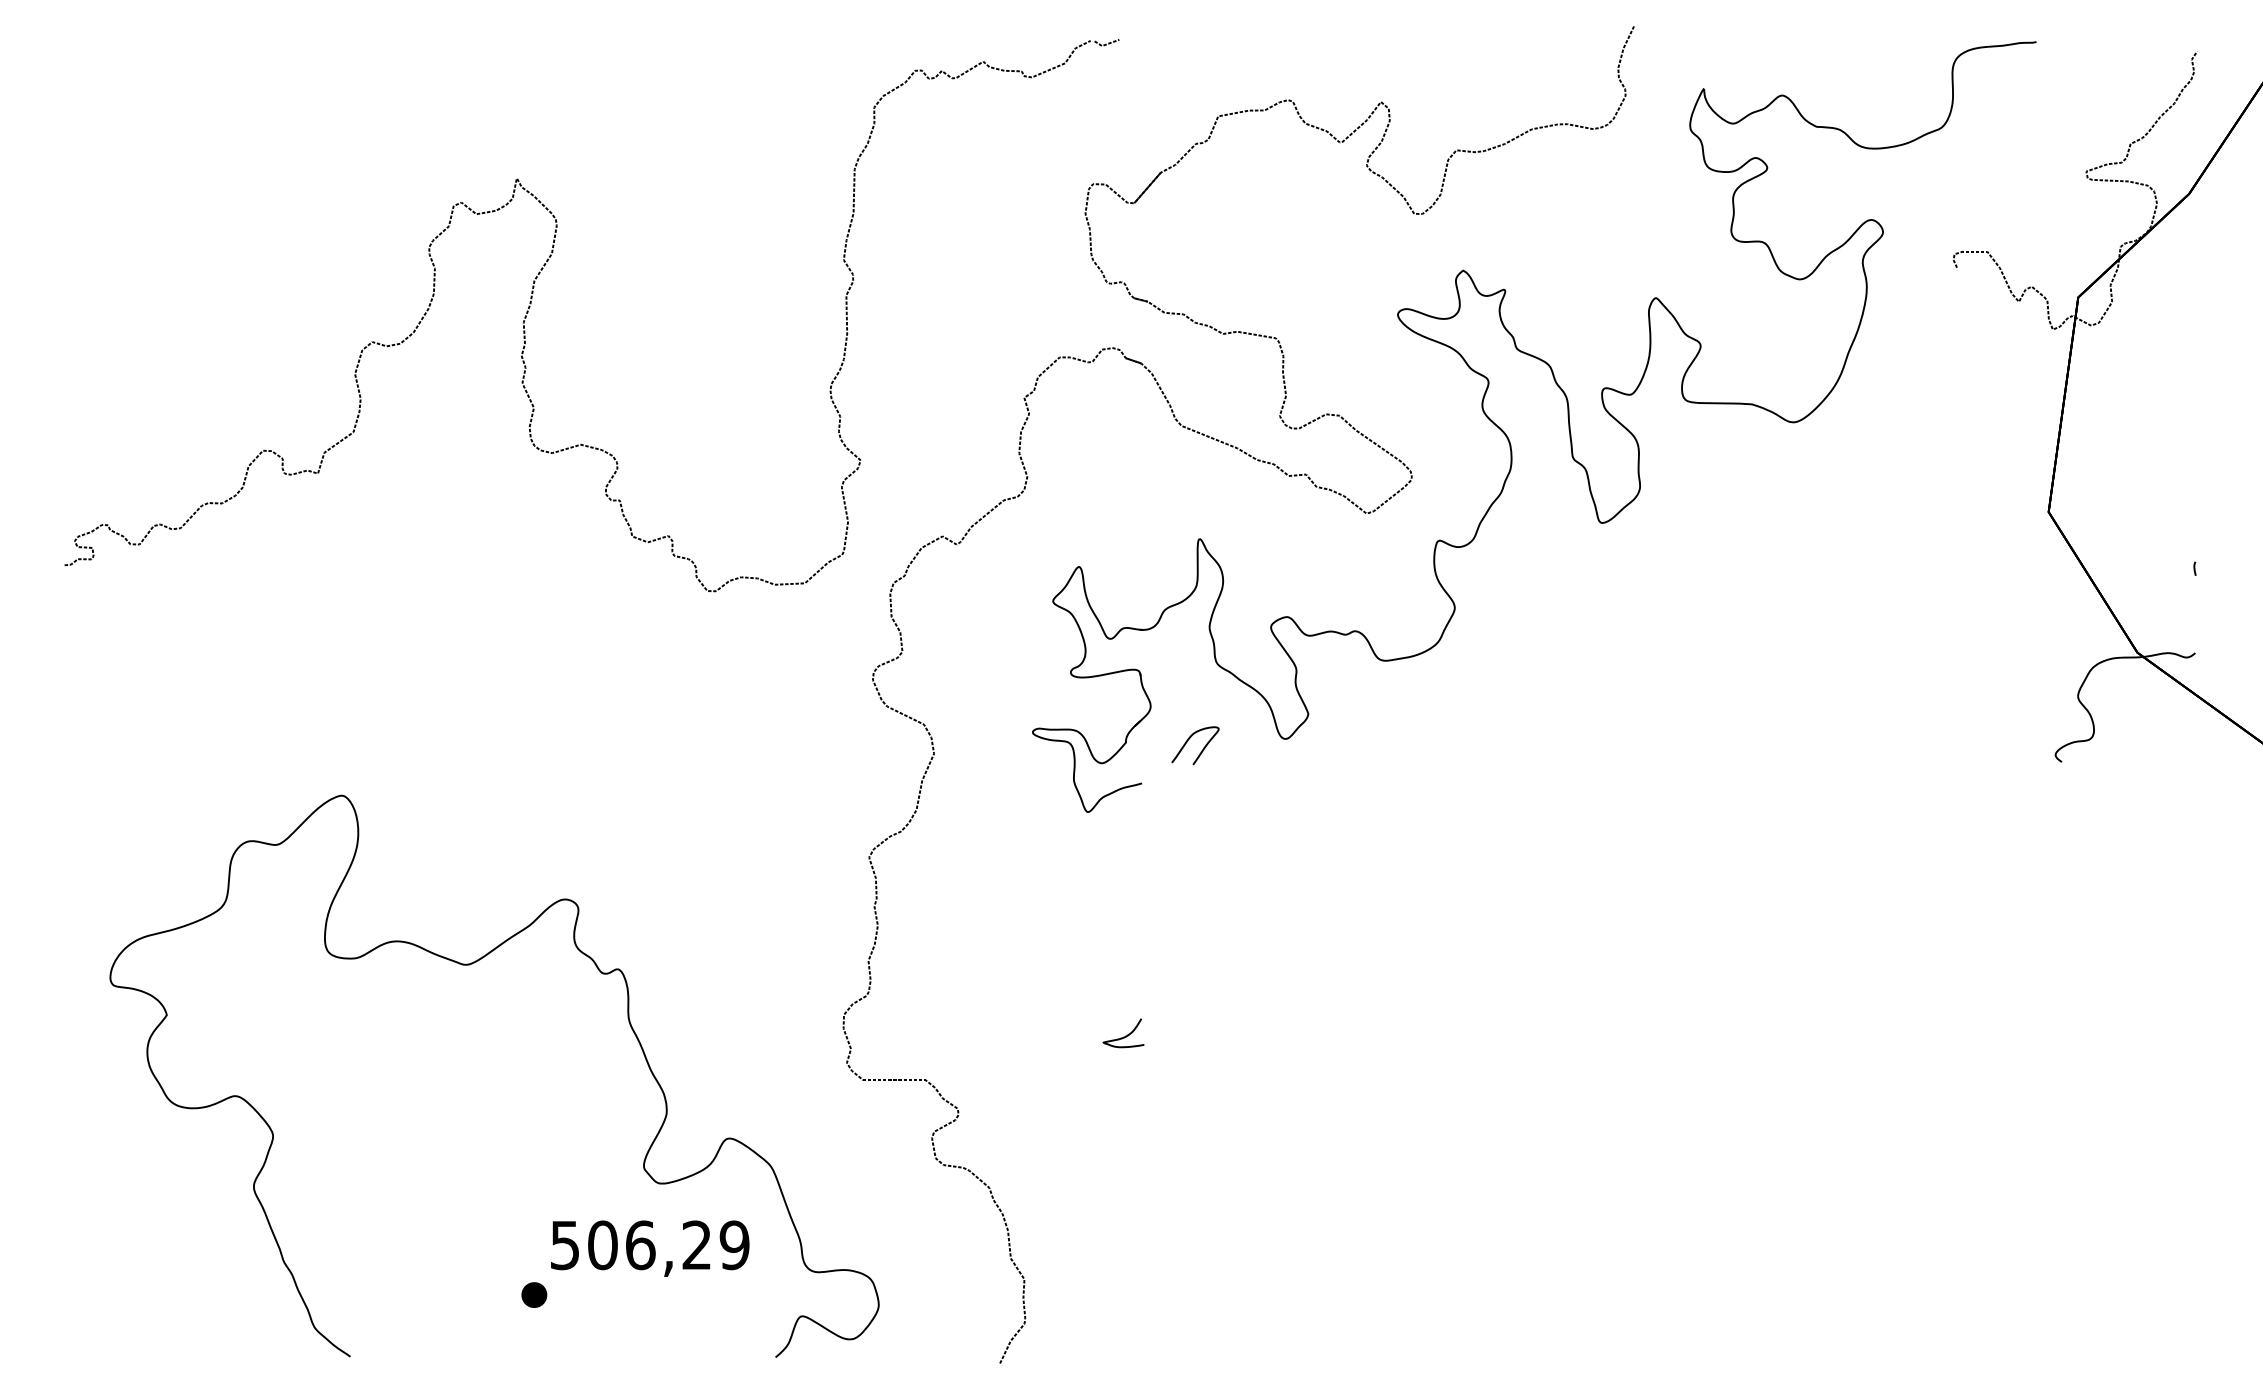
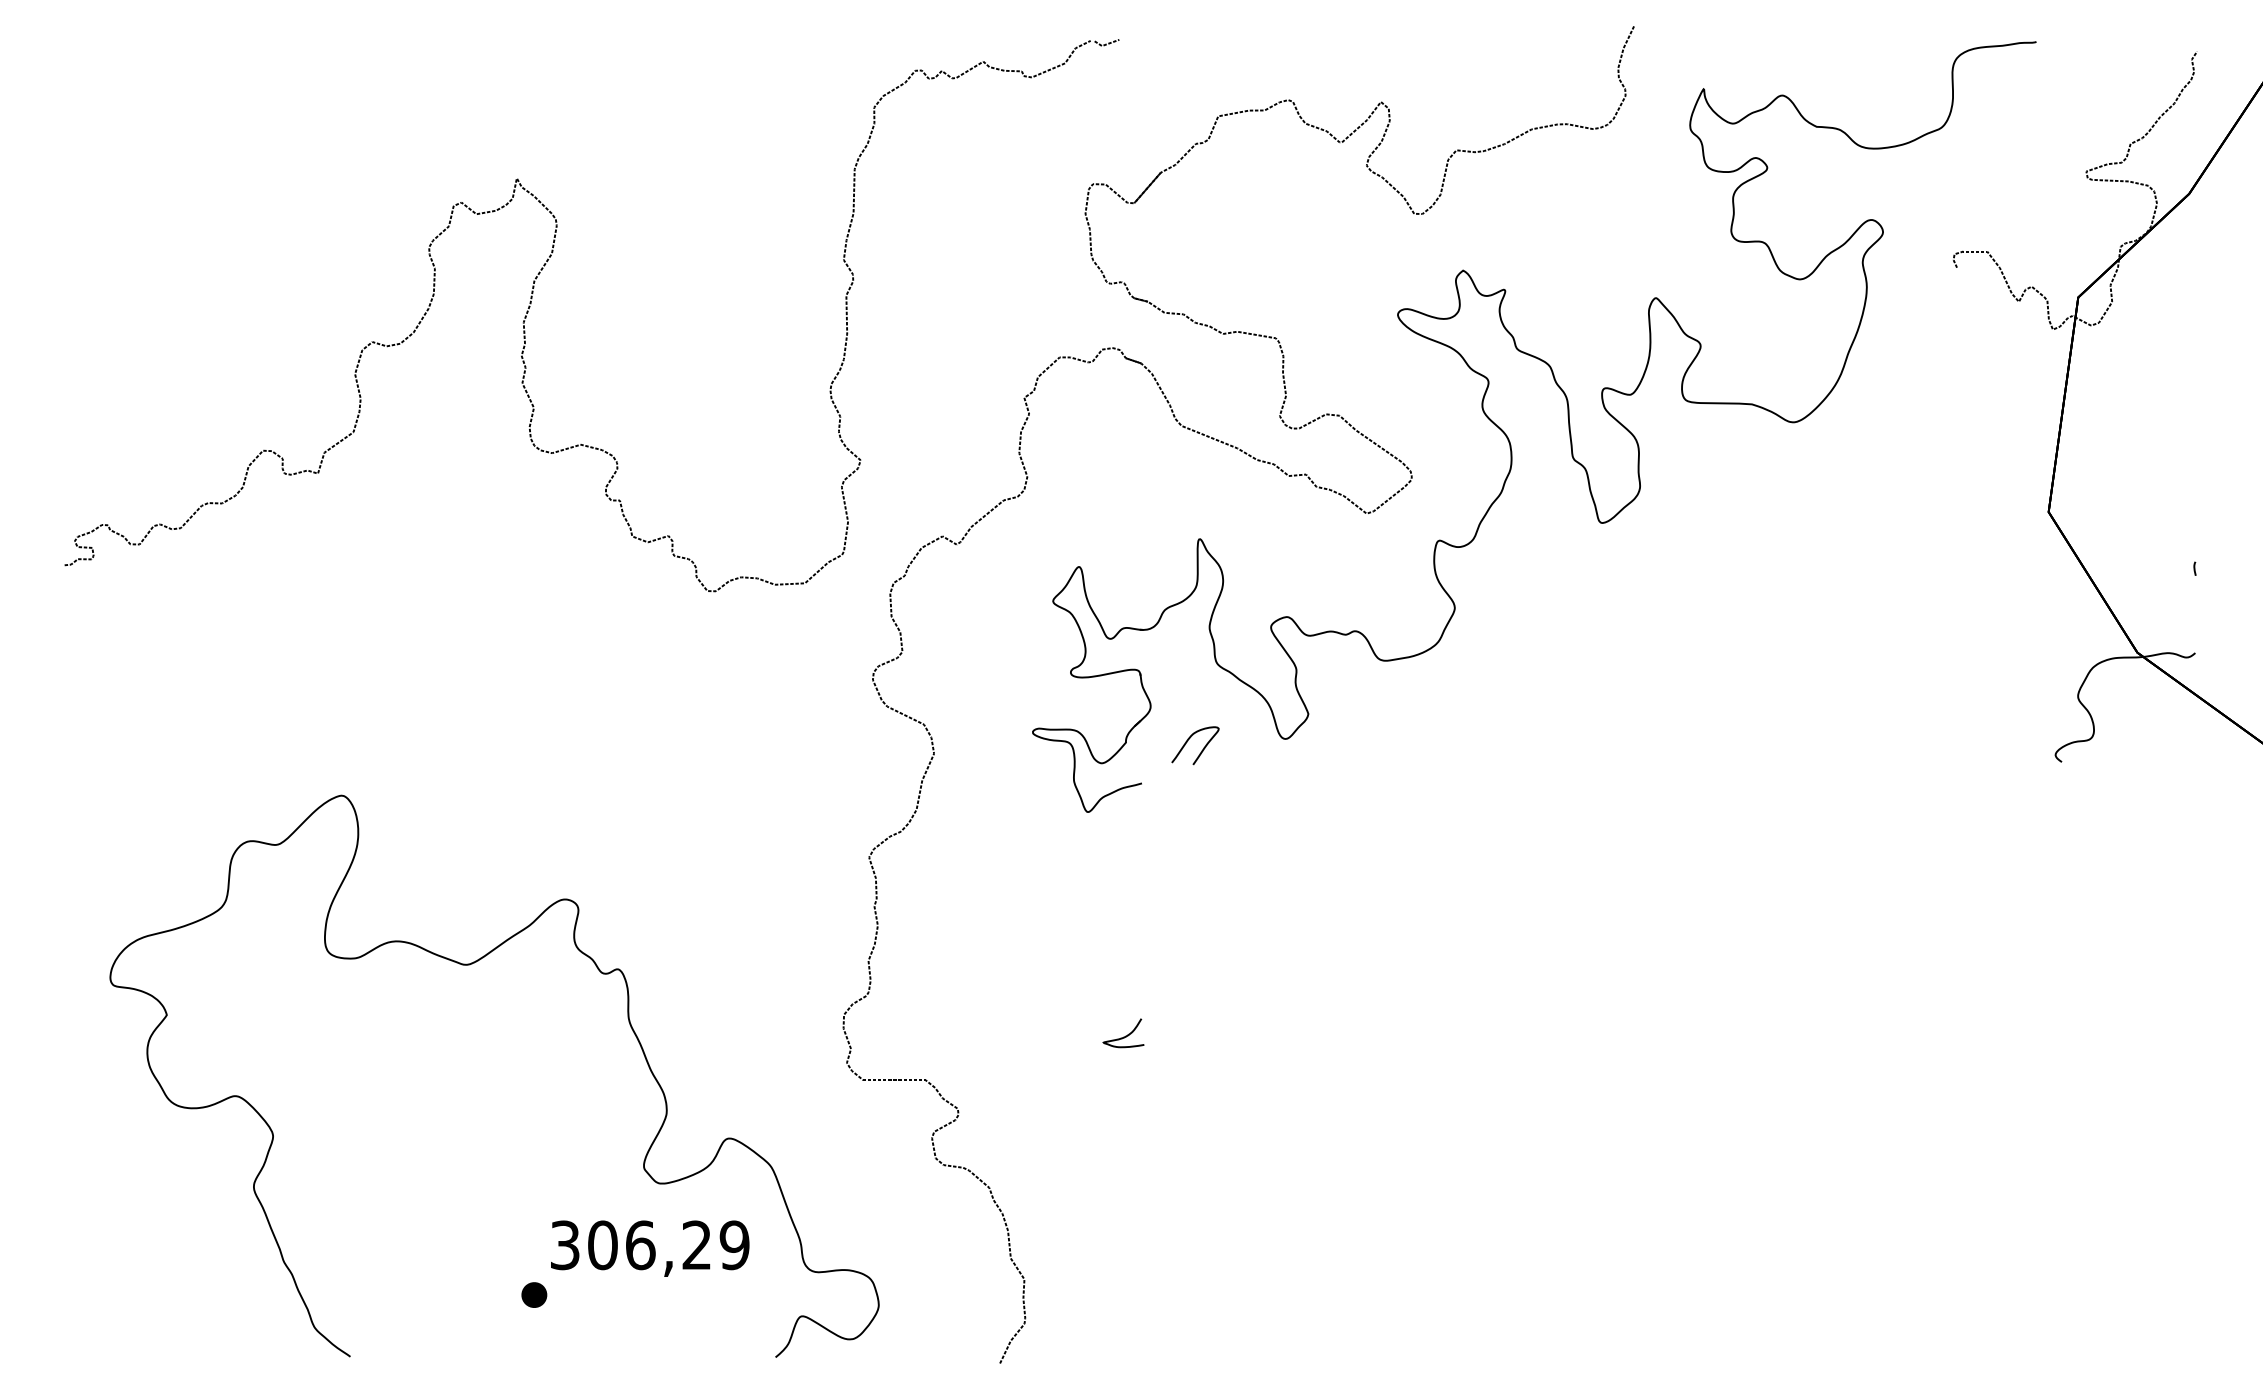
text: 506,29 -> 306,29 (565, 1244)
